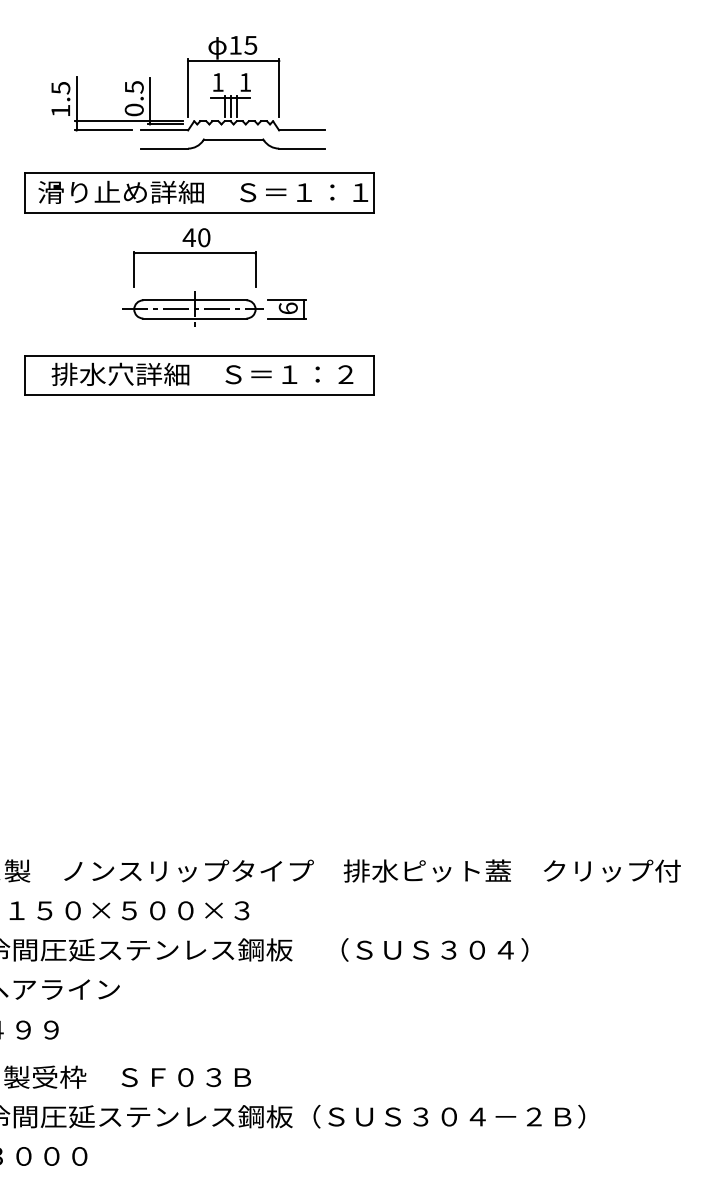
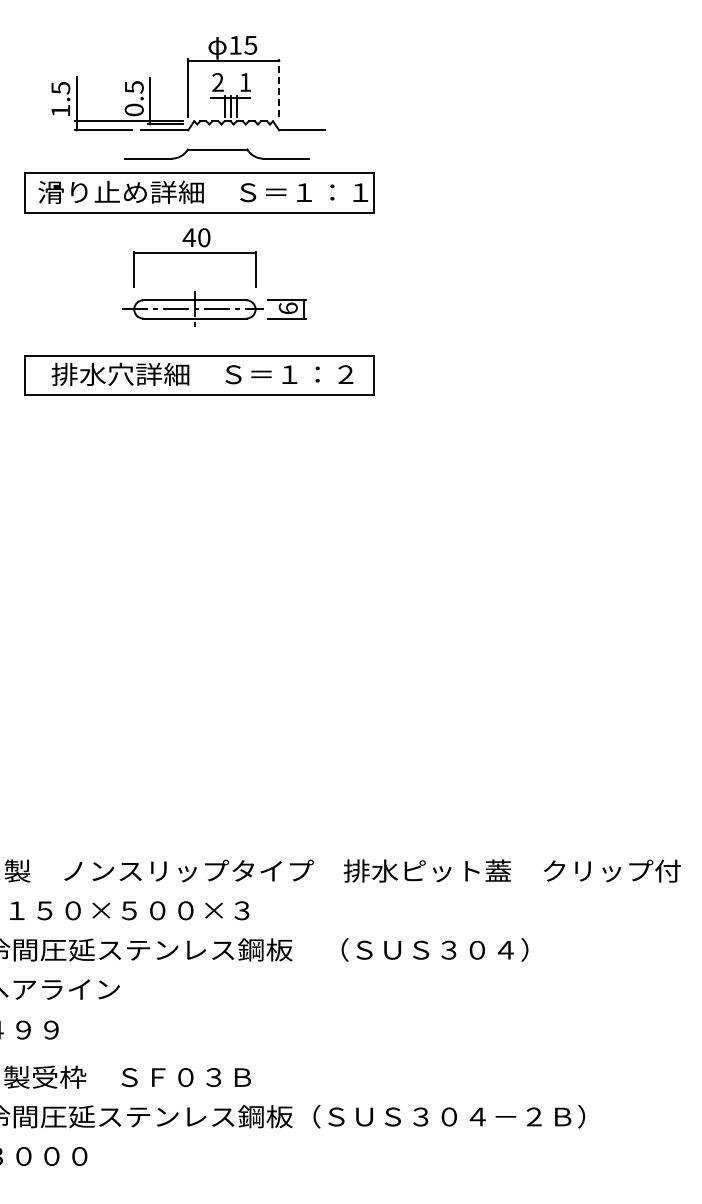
text: 1 -> 2 (217, 82)
line: solid -> dashed (279, 88)
part position: (232, 143) -> (216, 153) (216, 153)
